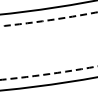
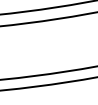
circle: dashed -> solid (48, 19)
circle: dashed -> solid (48, 72)
